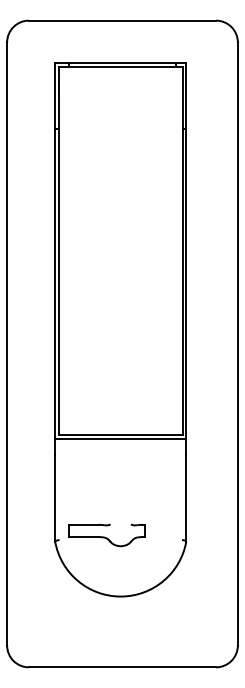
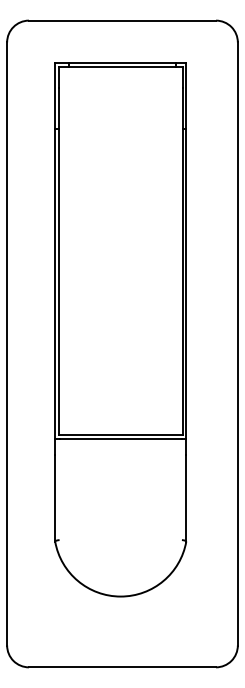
part: present -> none (106, 535)
